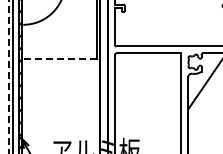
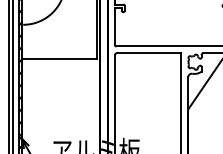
line: dashed -> solid (58, 59)
line: dashed -> solid (8, 76)
